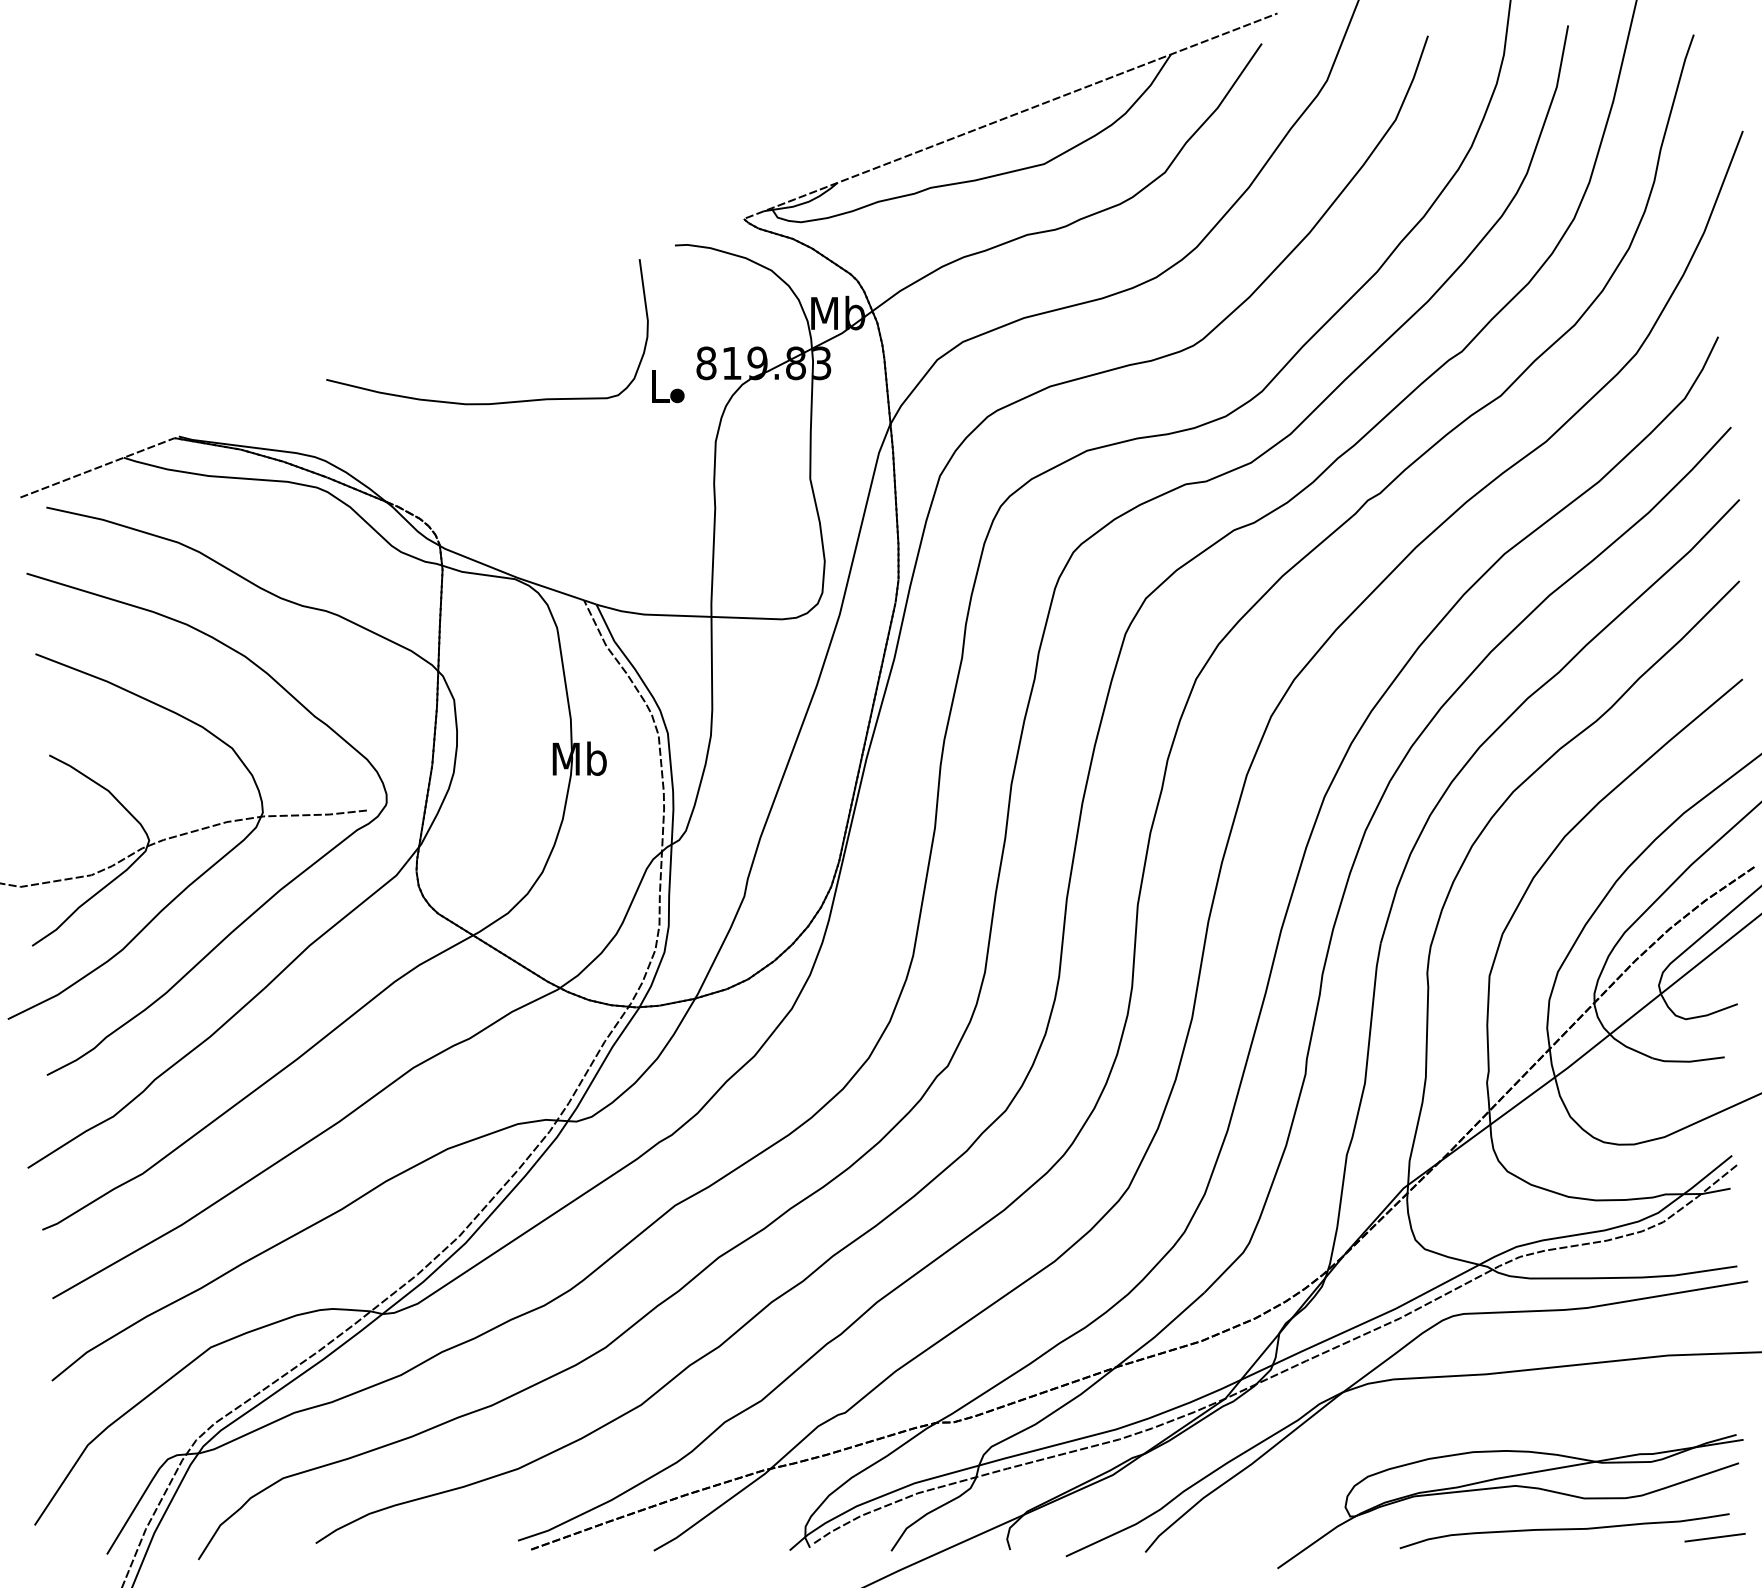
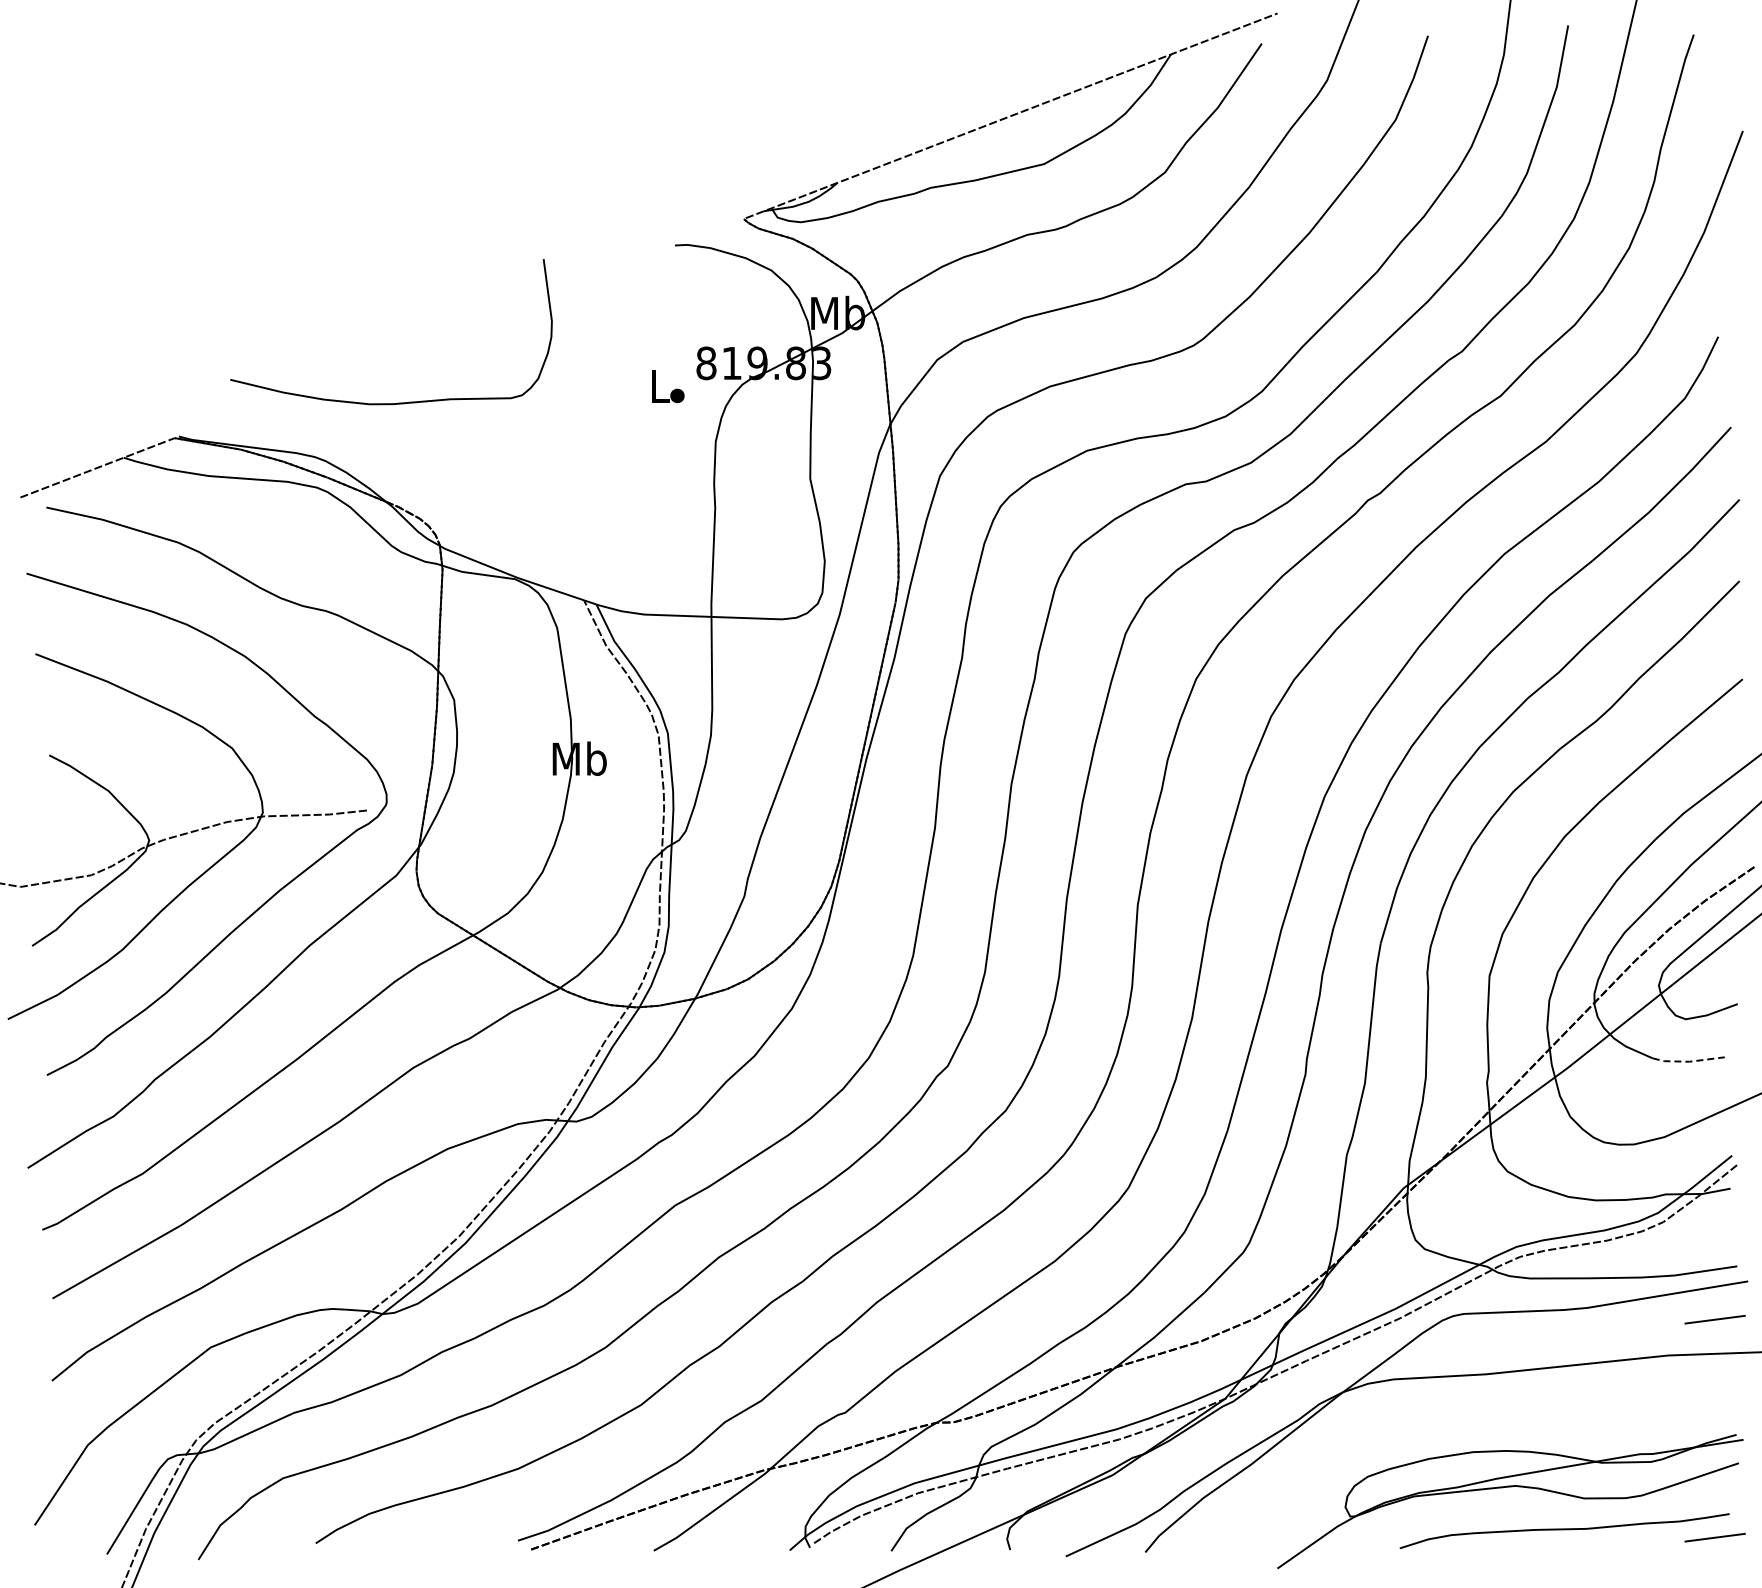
curve position: (493, 402) -> (397, 402) (397, 402)
line: solid -> dashed (1688, 1061)
line: none -> present (1714, 1319)
